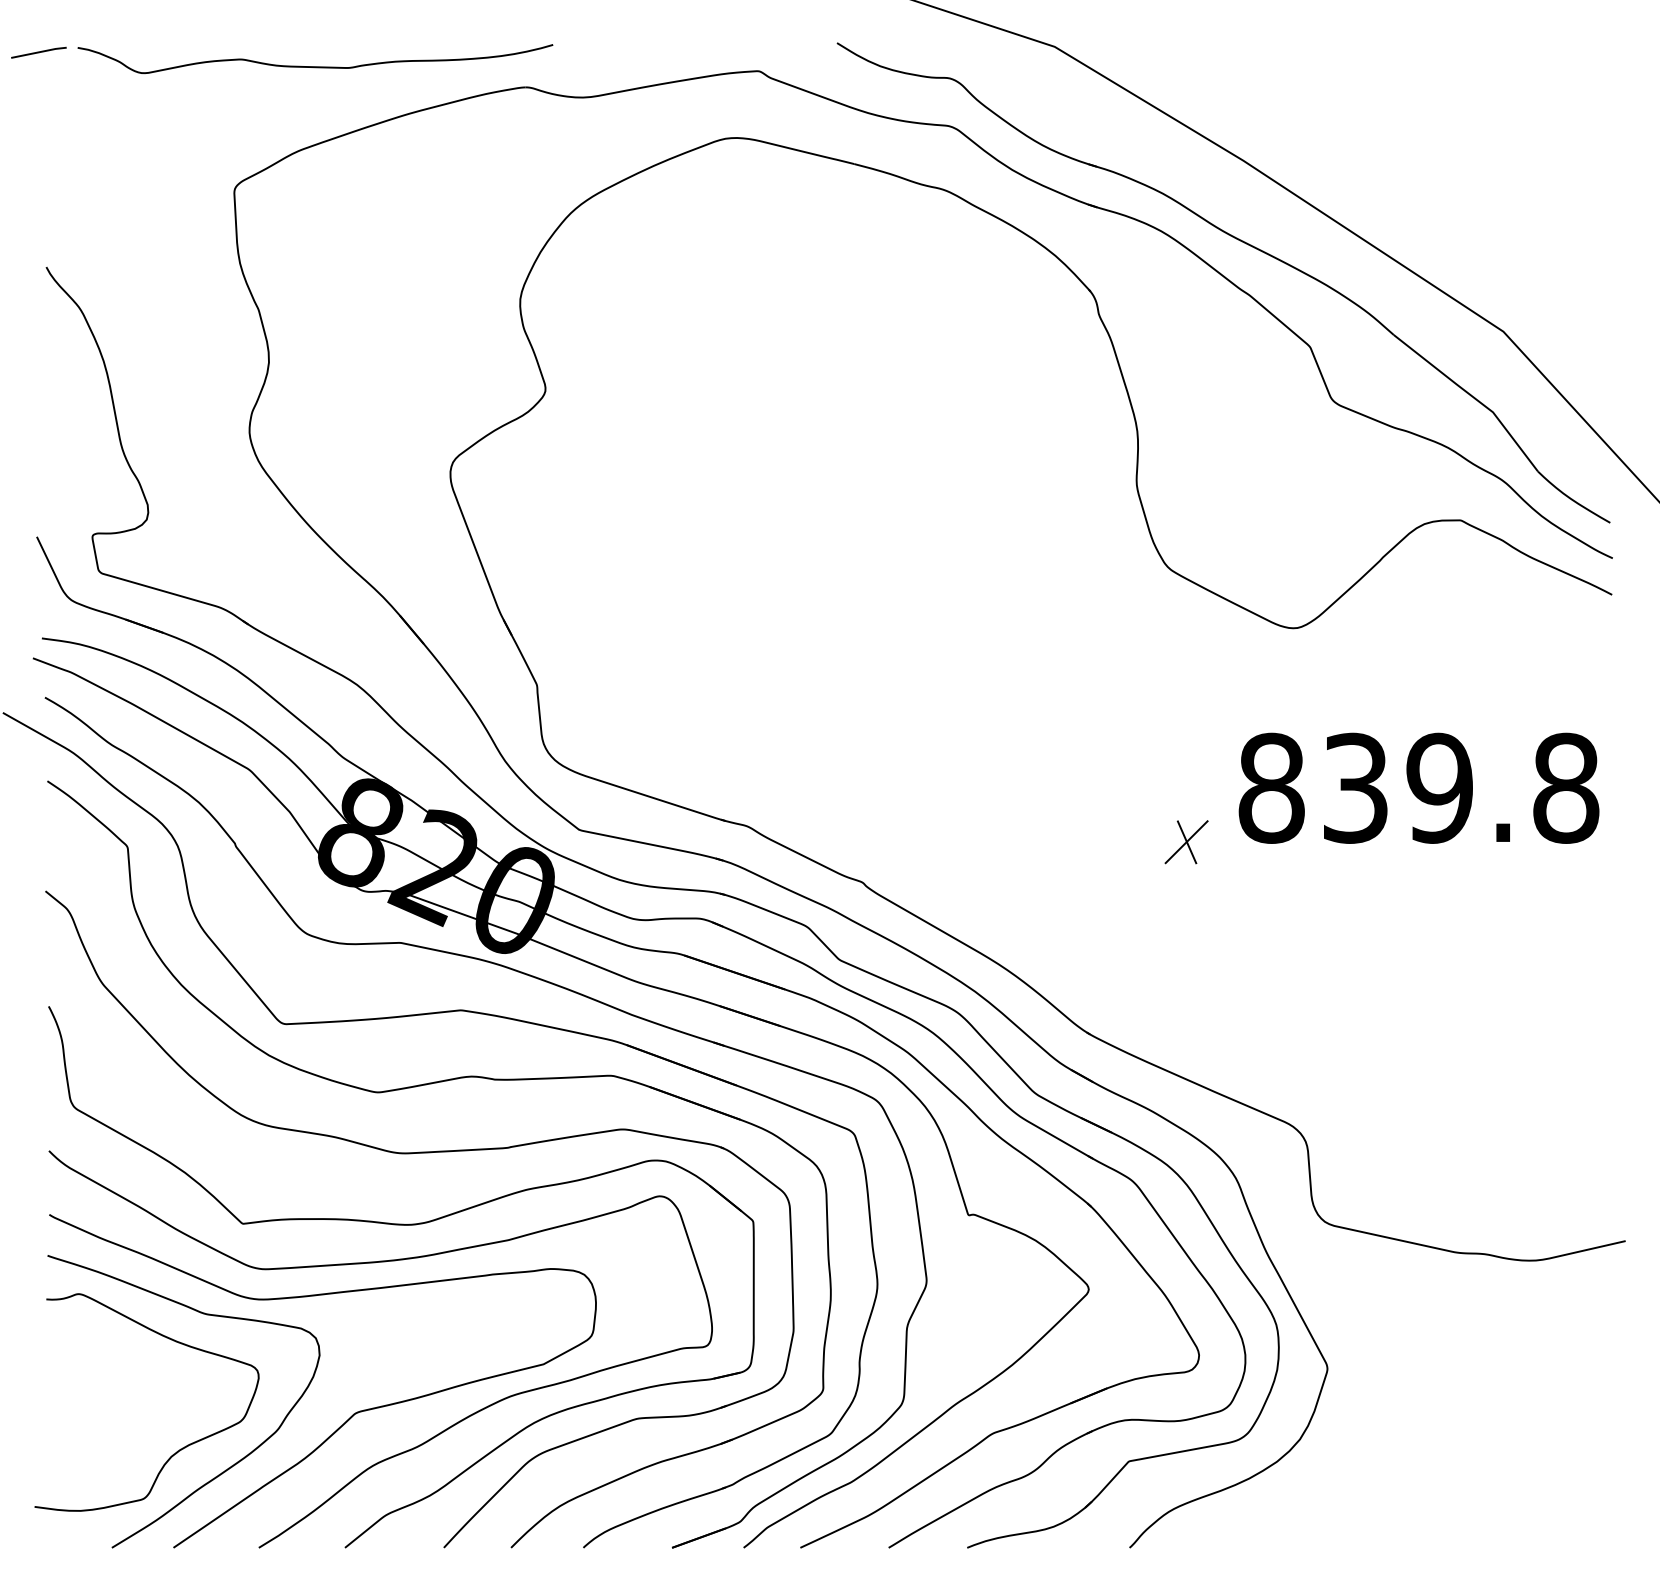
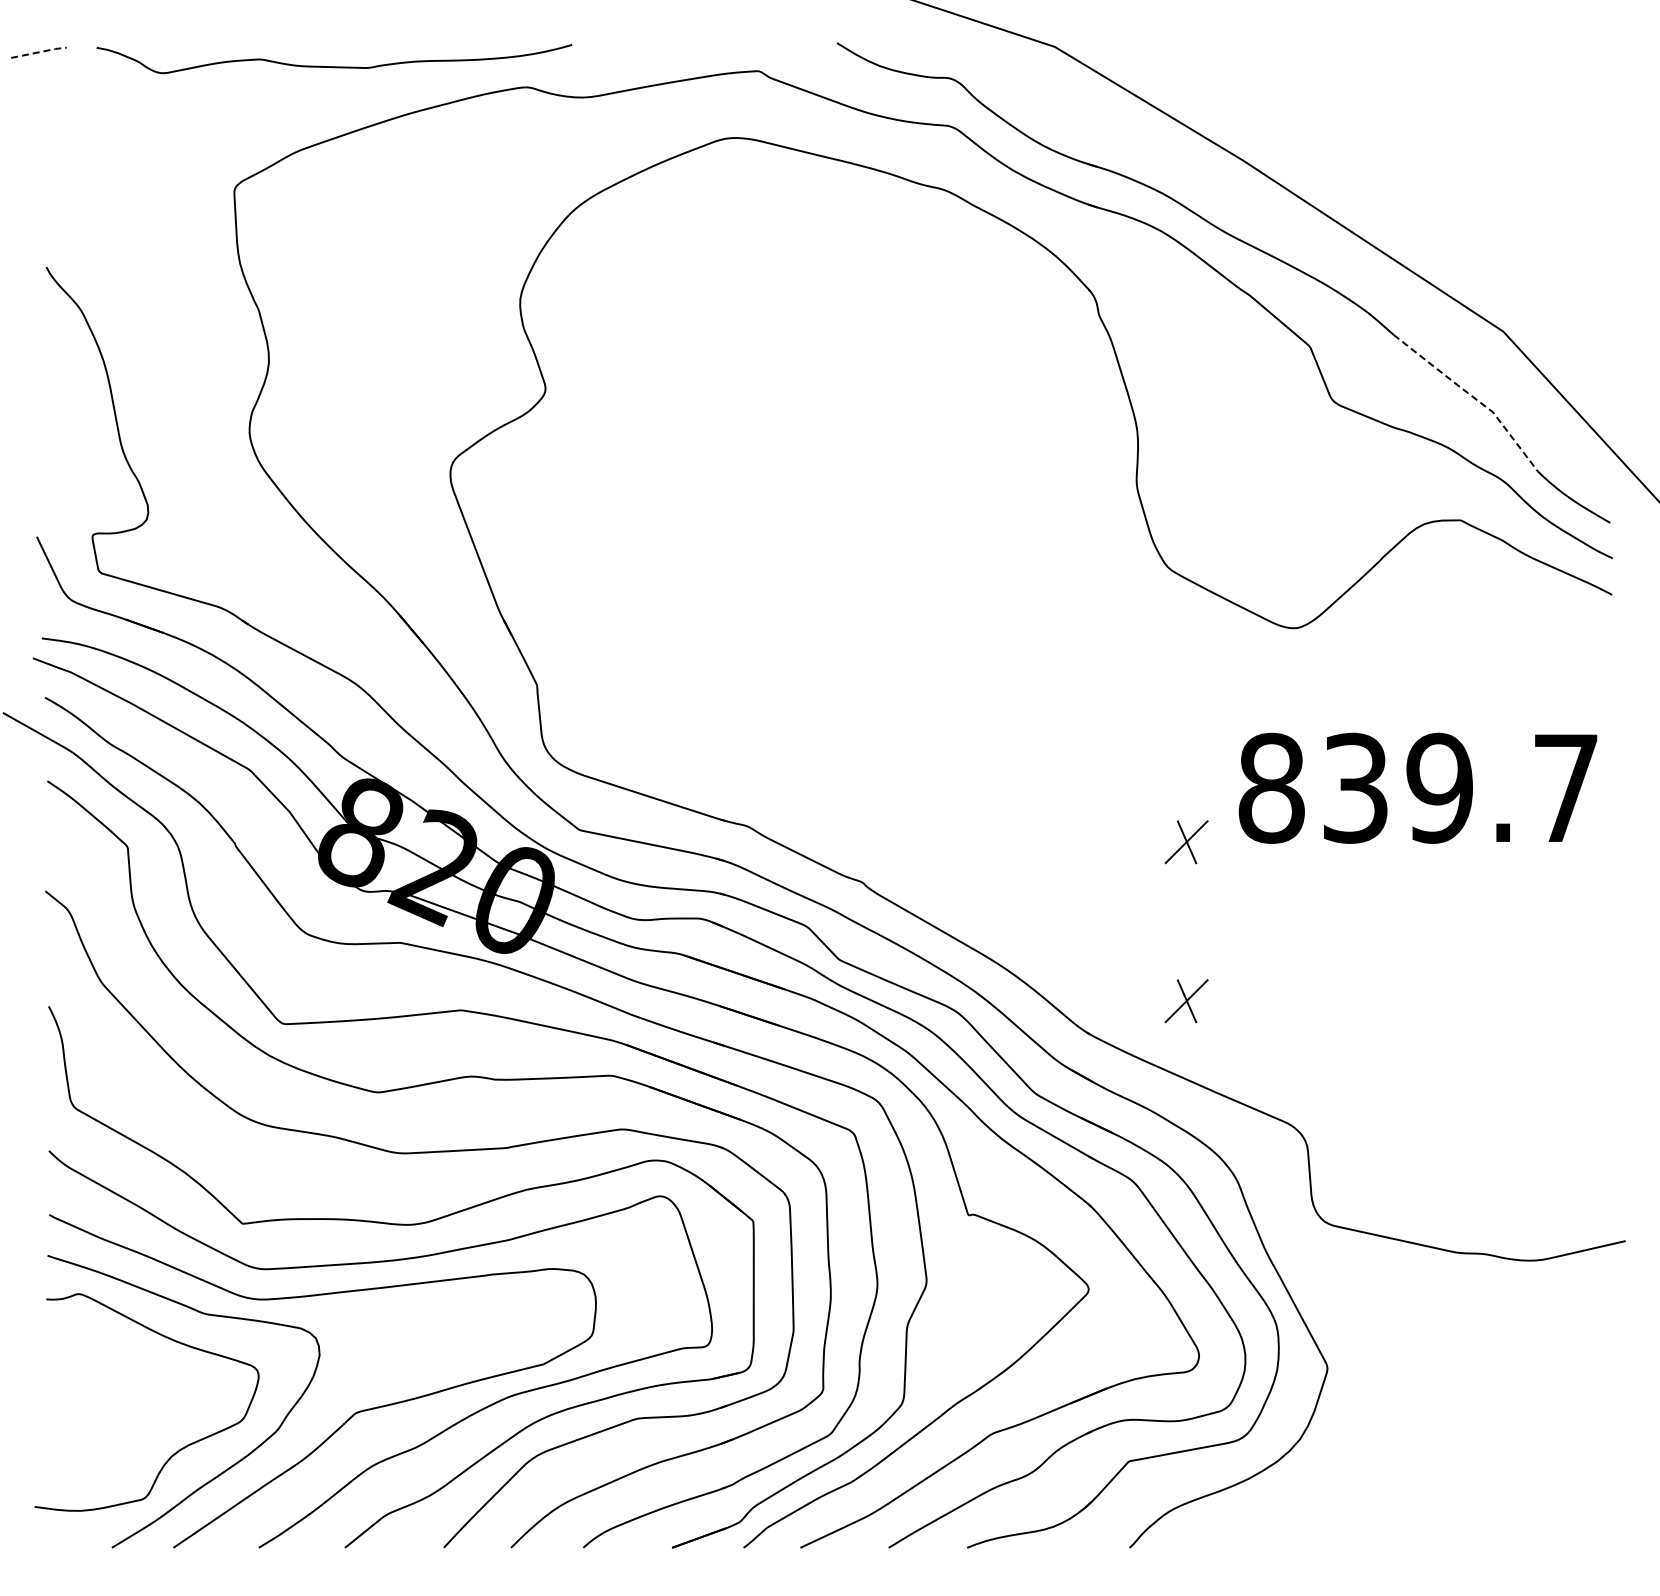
line: solid -> dashed (40, 52)
curve position: (315, 66) -> (334, 66) (334, 66)
line: solid -> dashed (1472, 396)
text: 839.8 -> 839.7 (1566, 787)
part: none -> present (1186, 1001)
